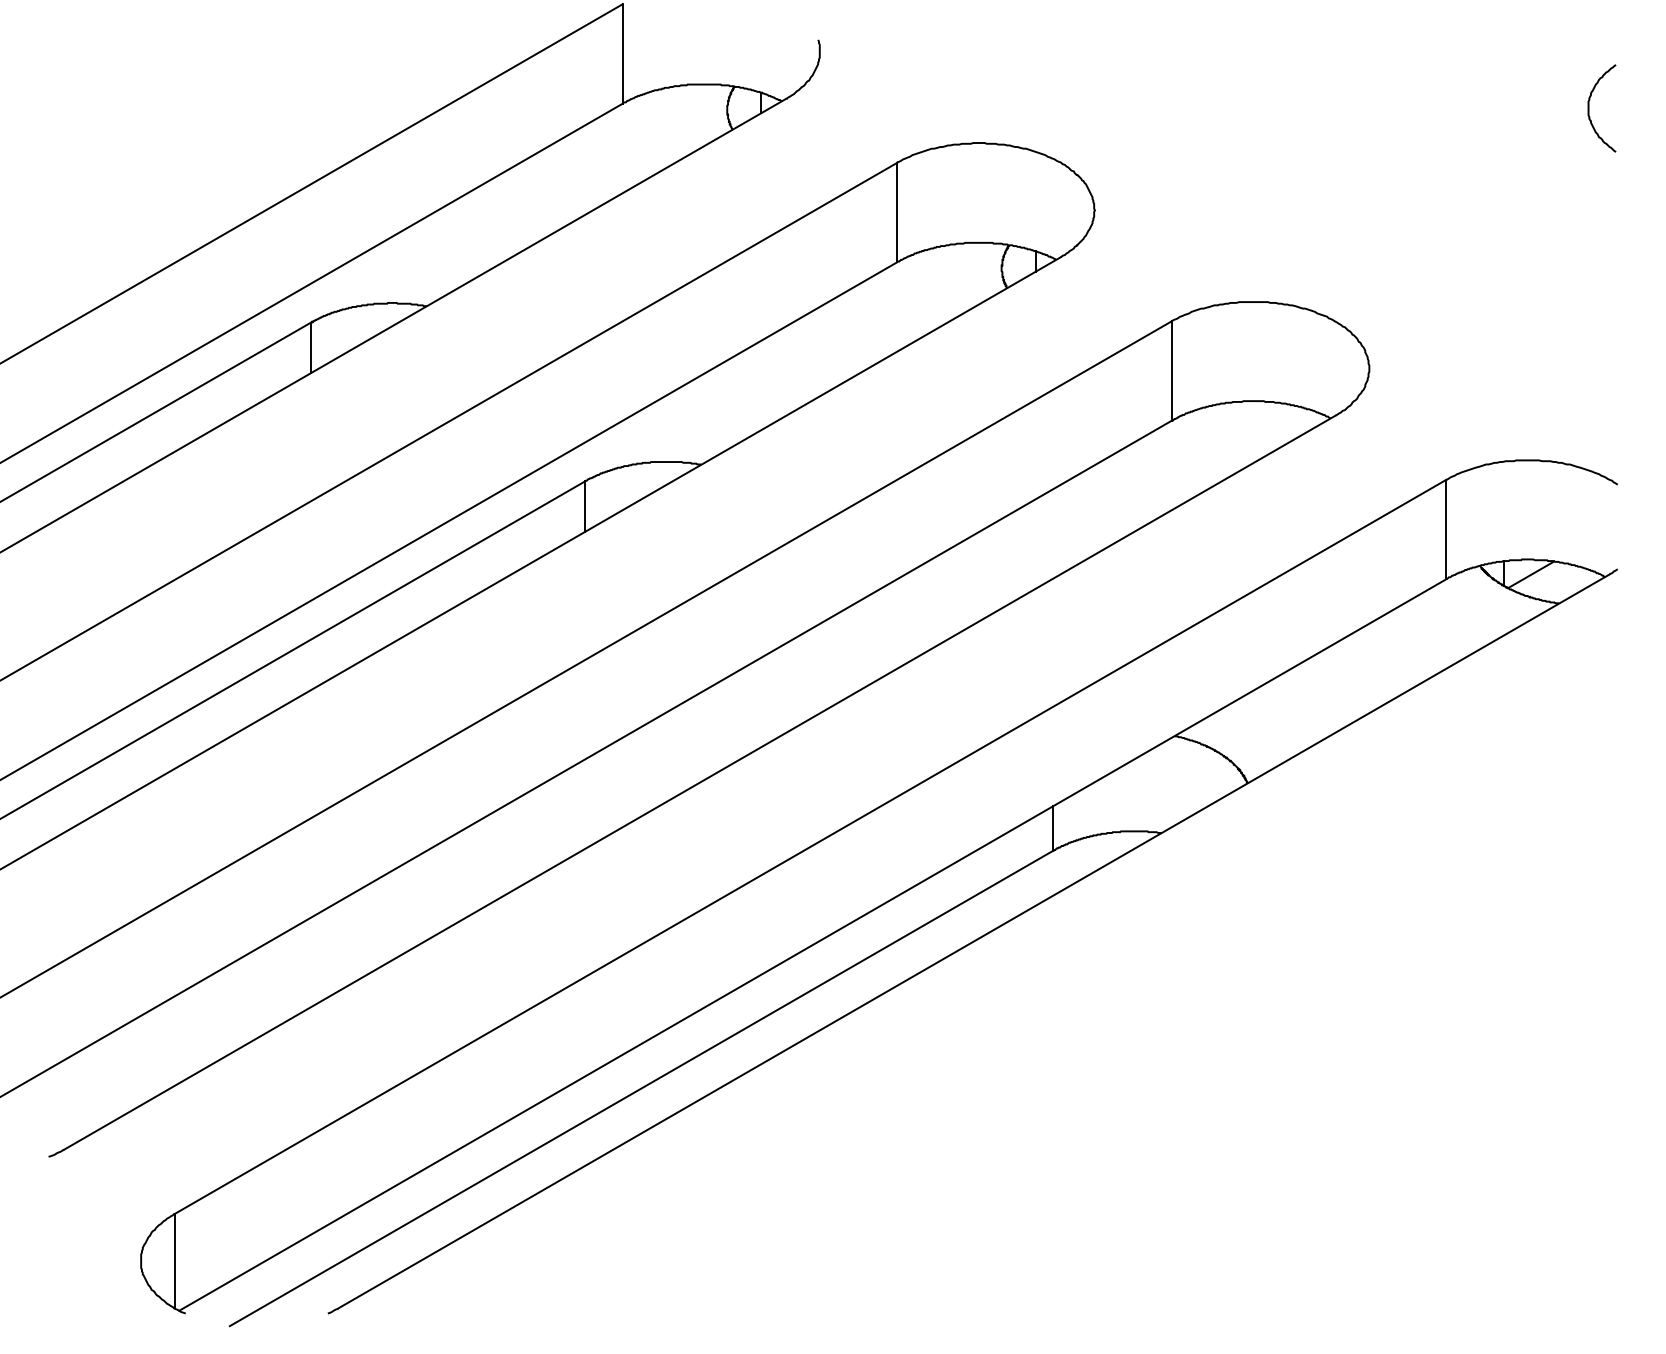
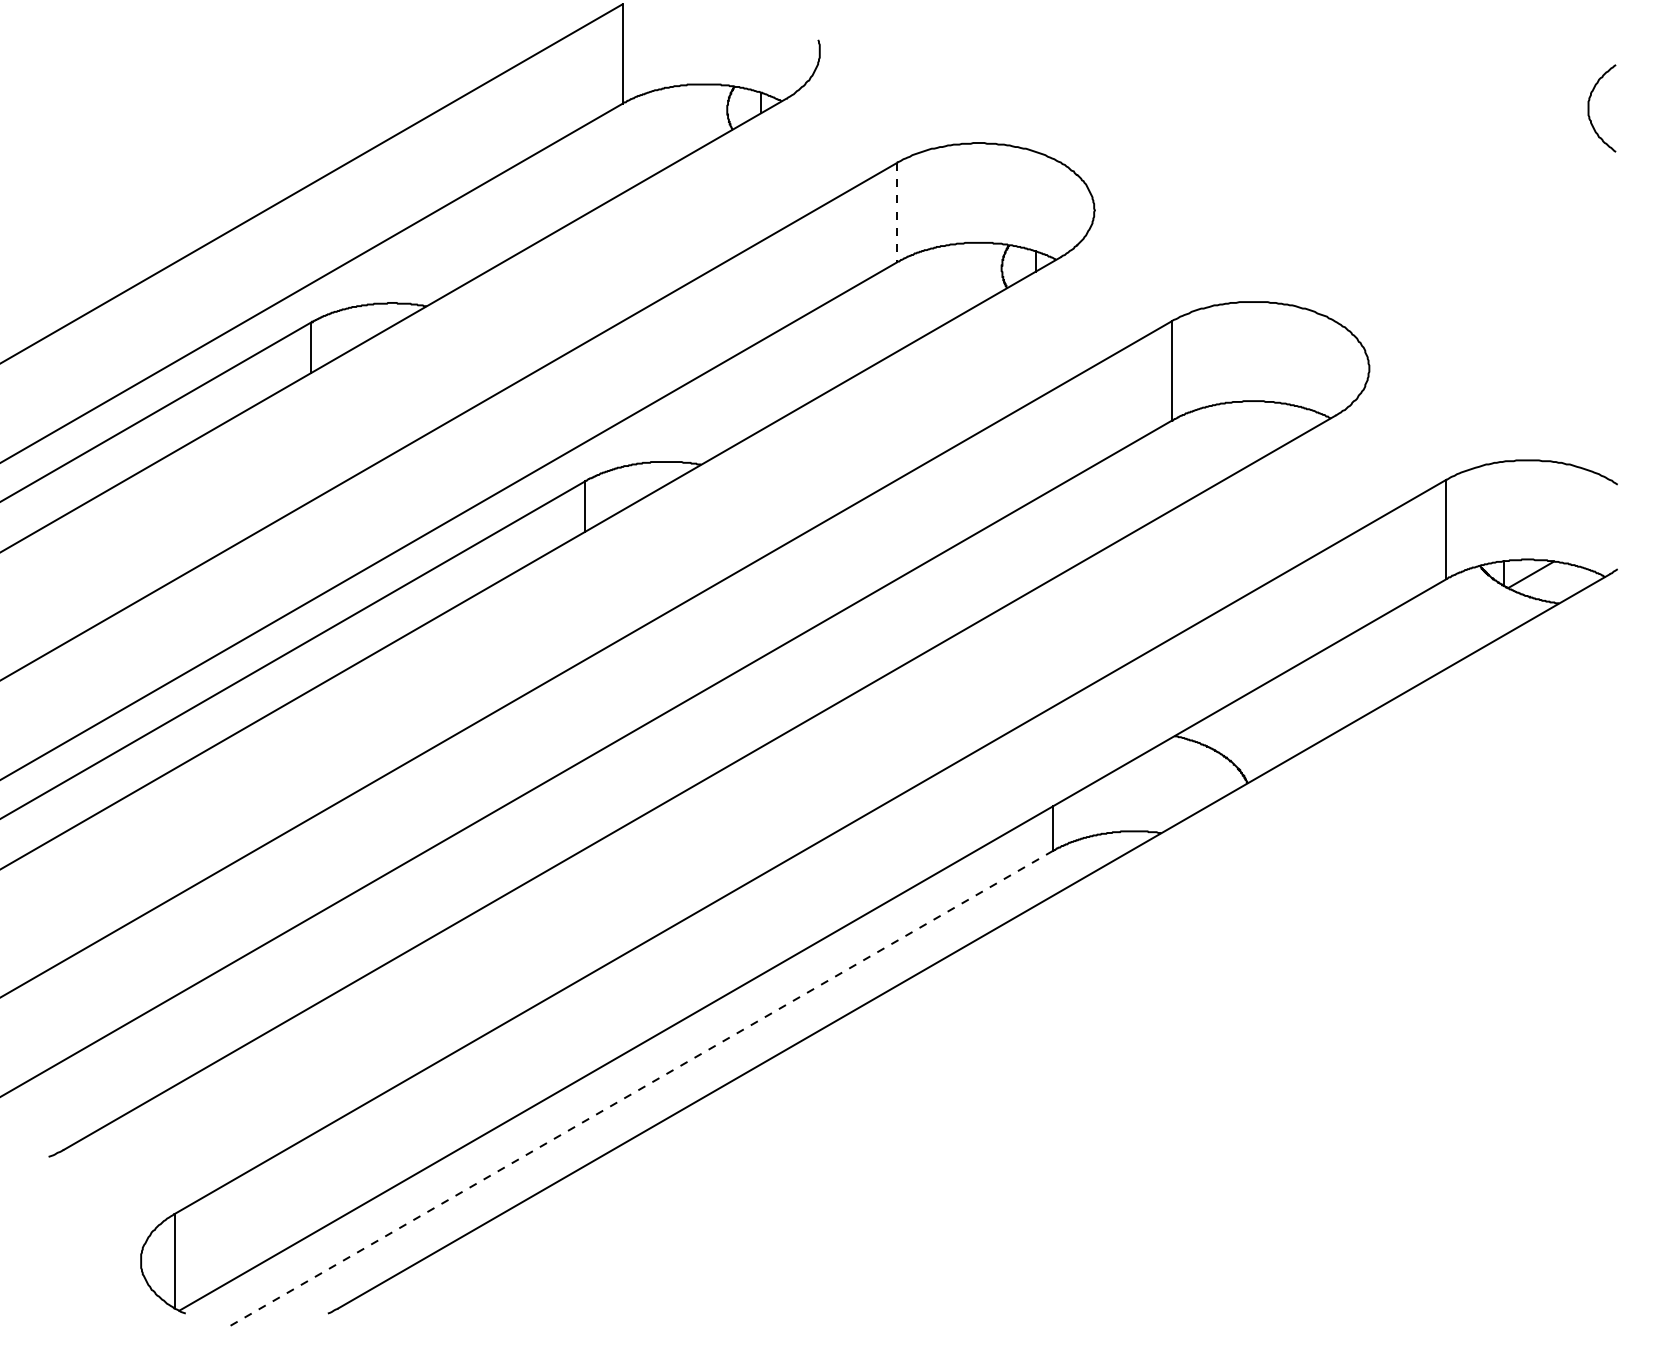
line: solid -> dashed (897, 212)
line: solid -> dashed (641, 1088)
